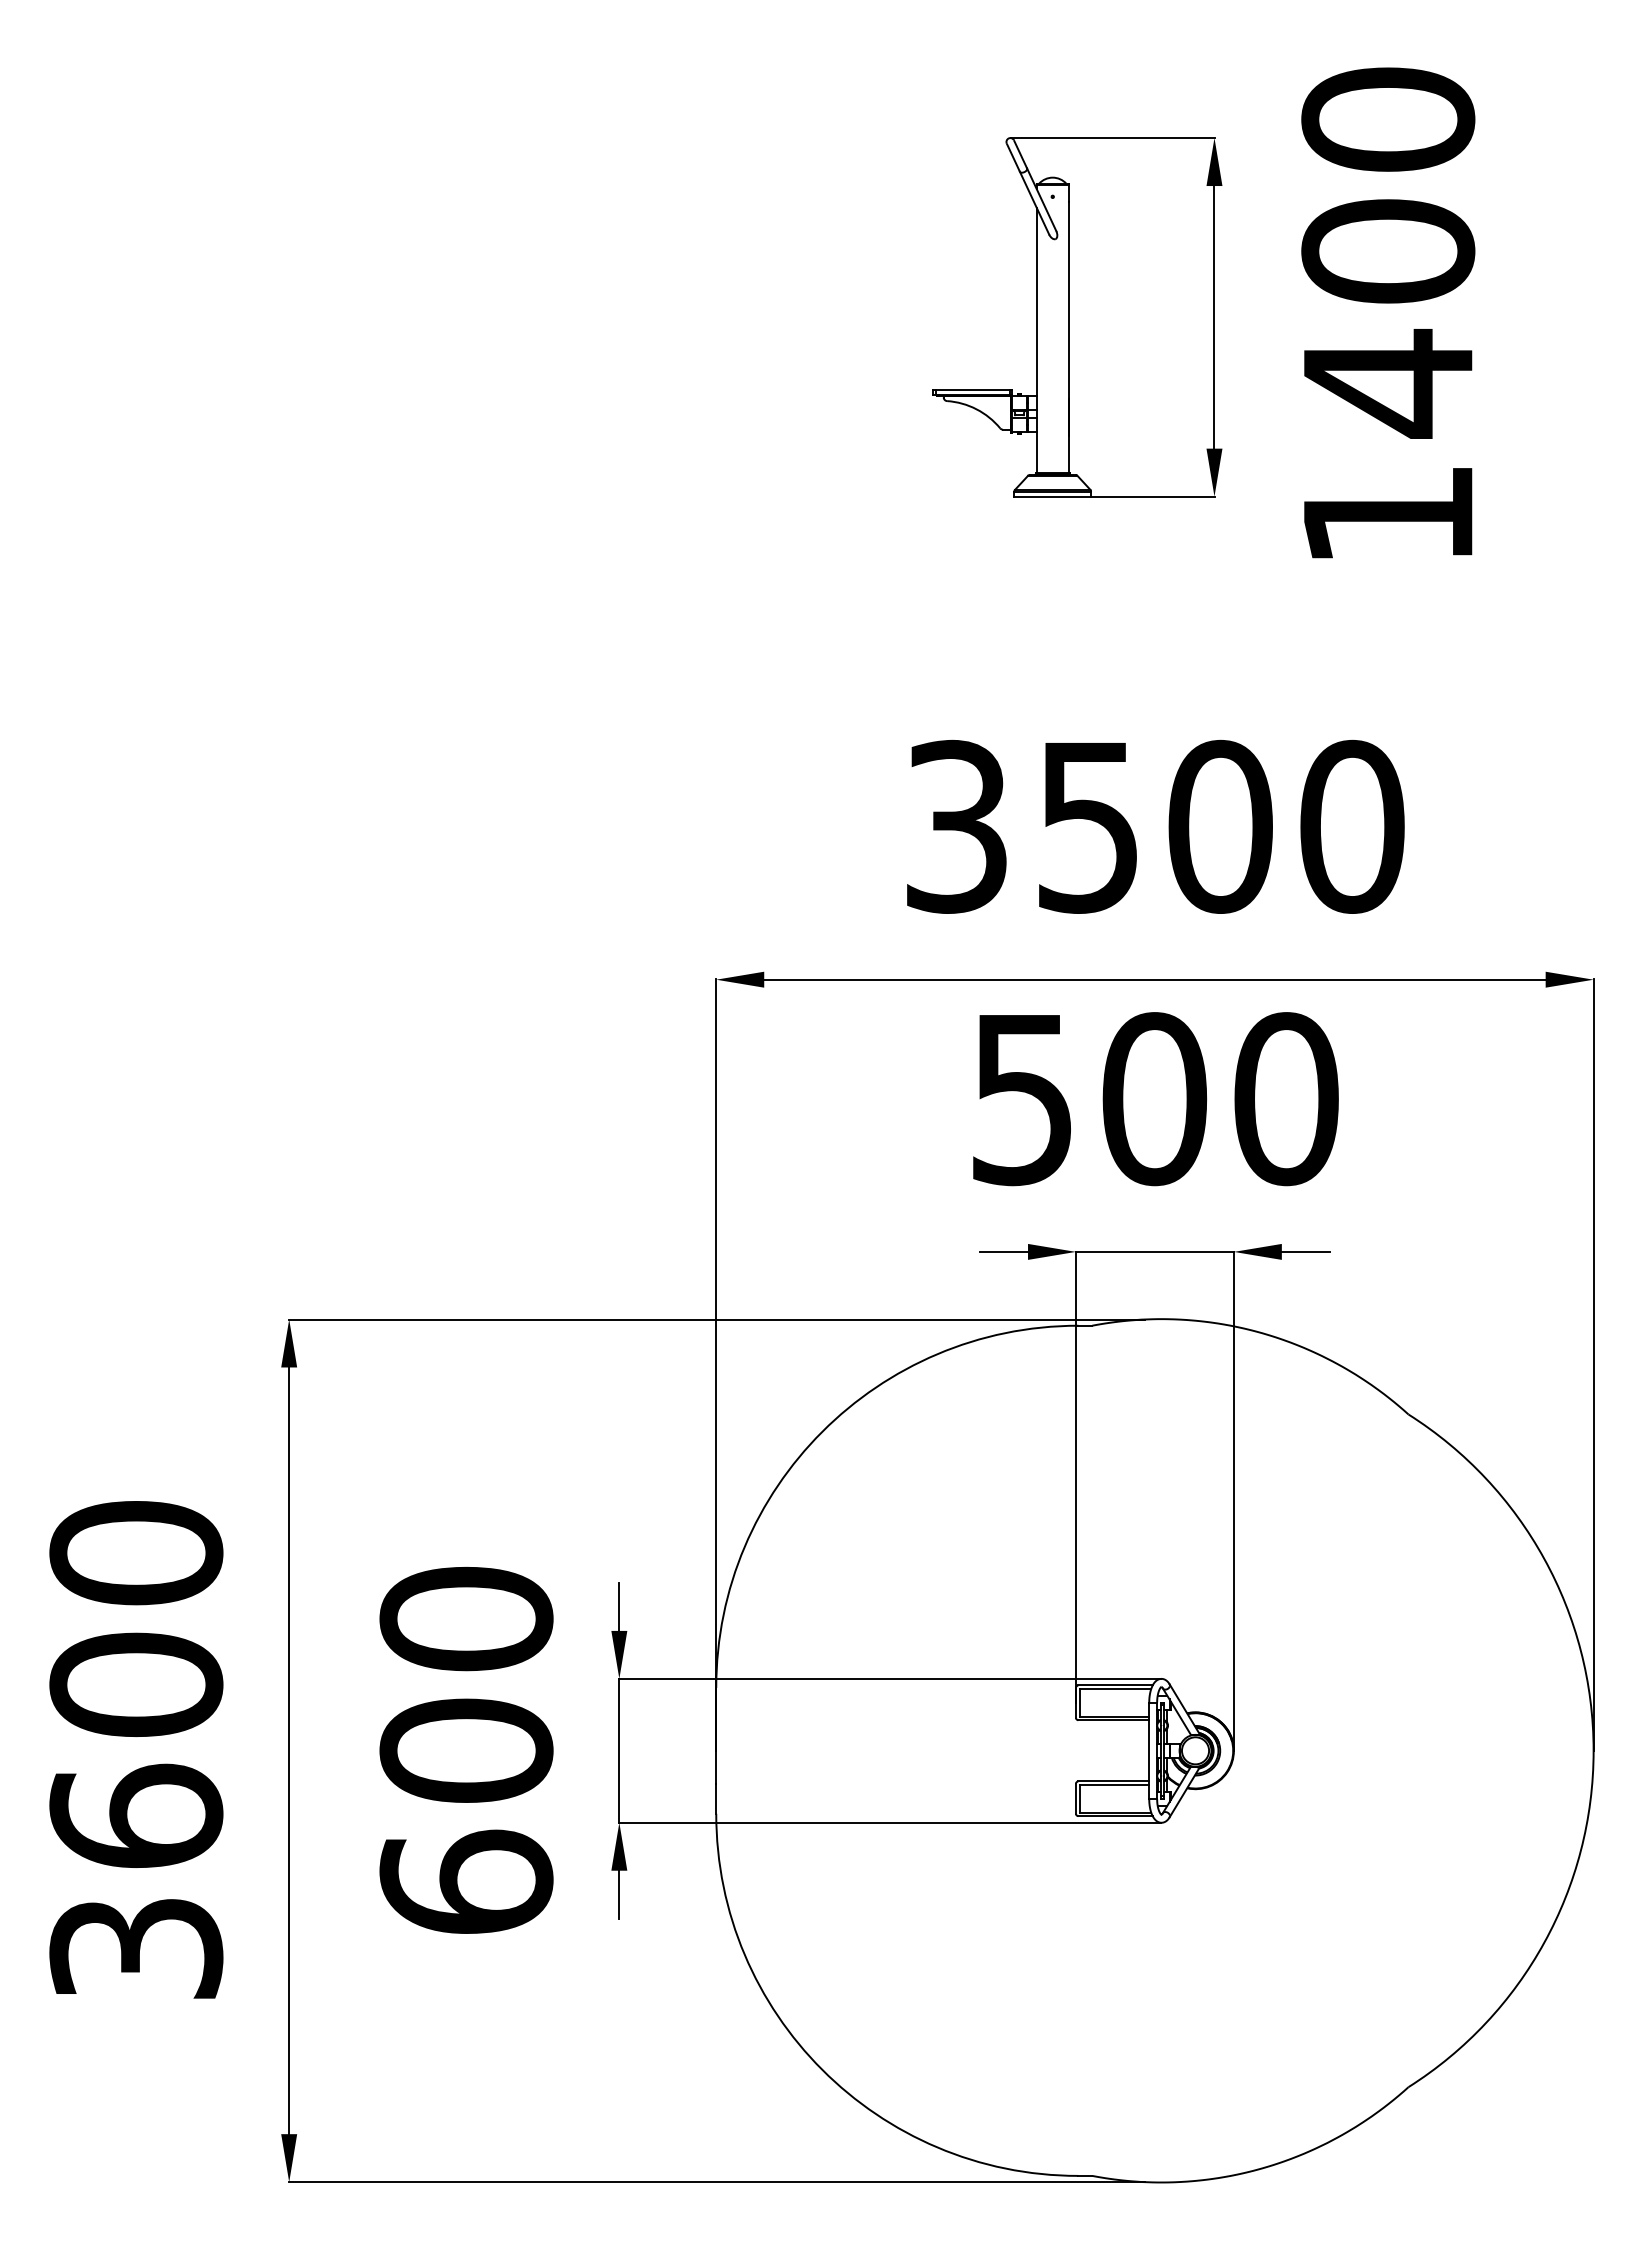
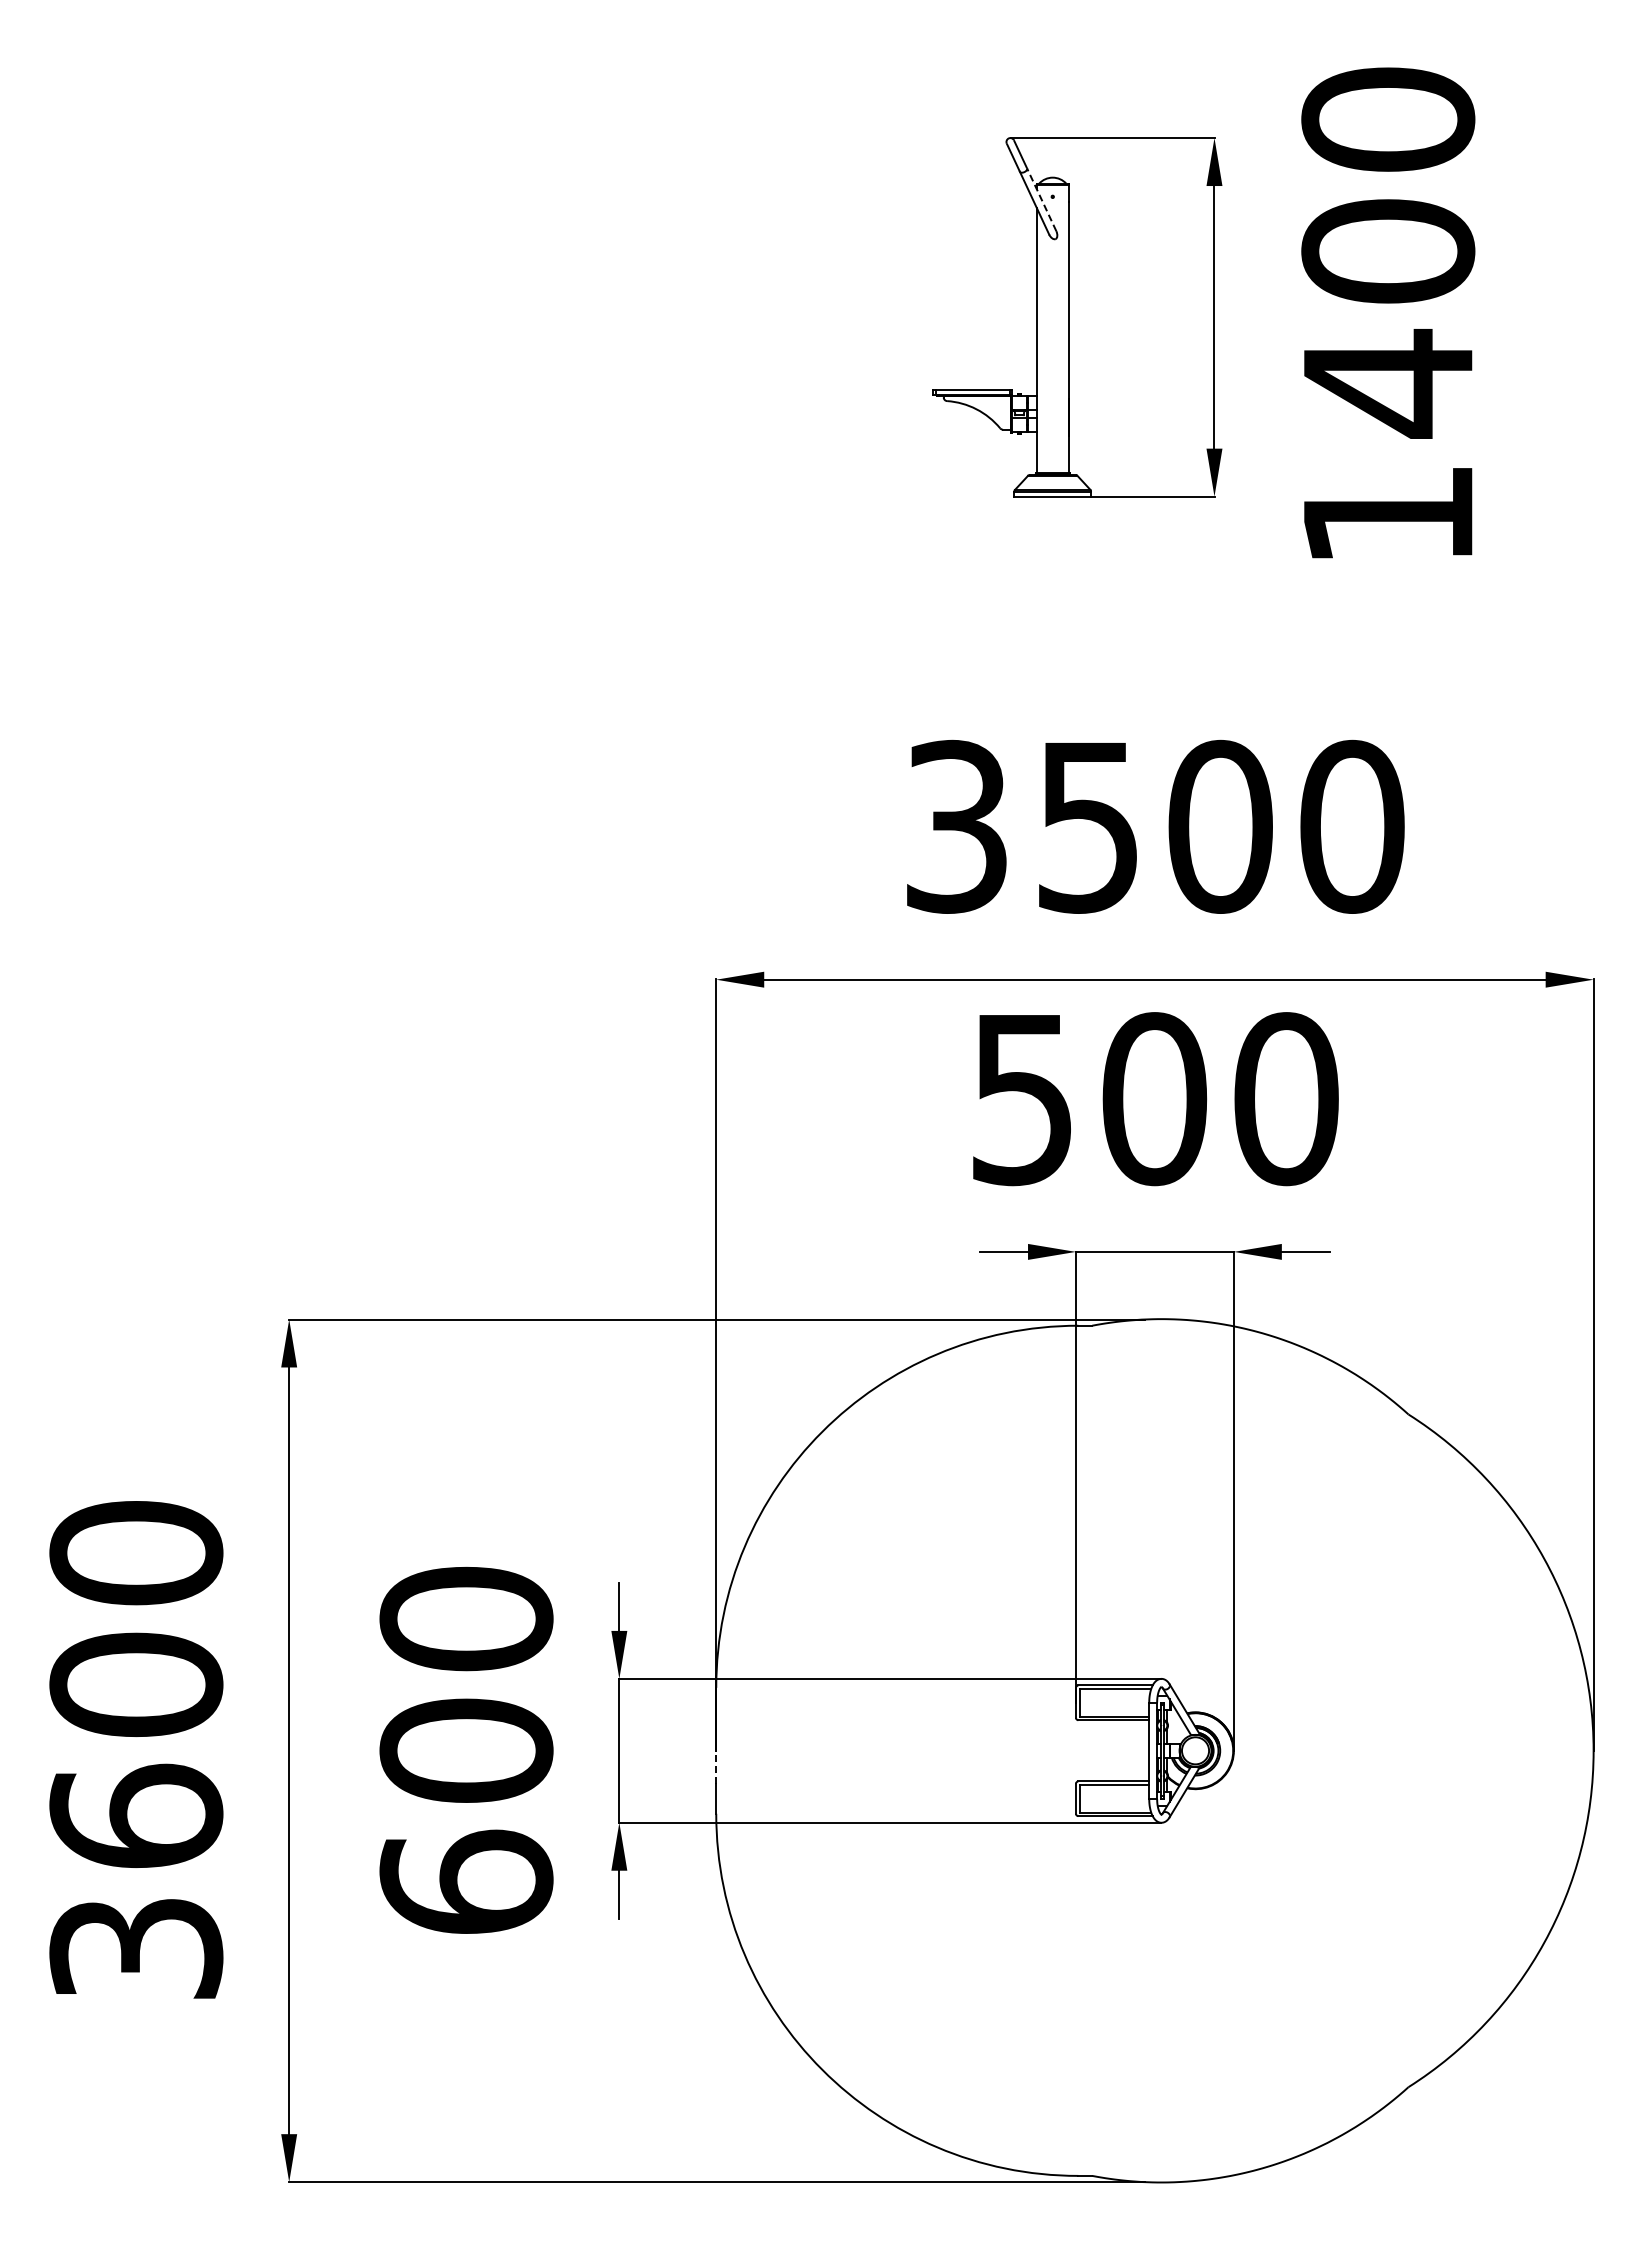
line: solid -> dashed (1041, 199)
line: solid -> dashed (716, 1766)
